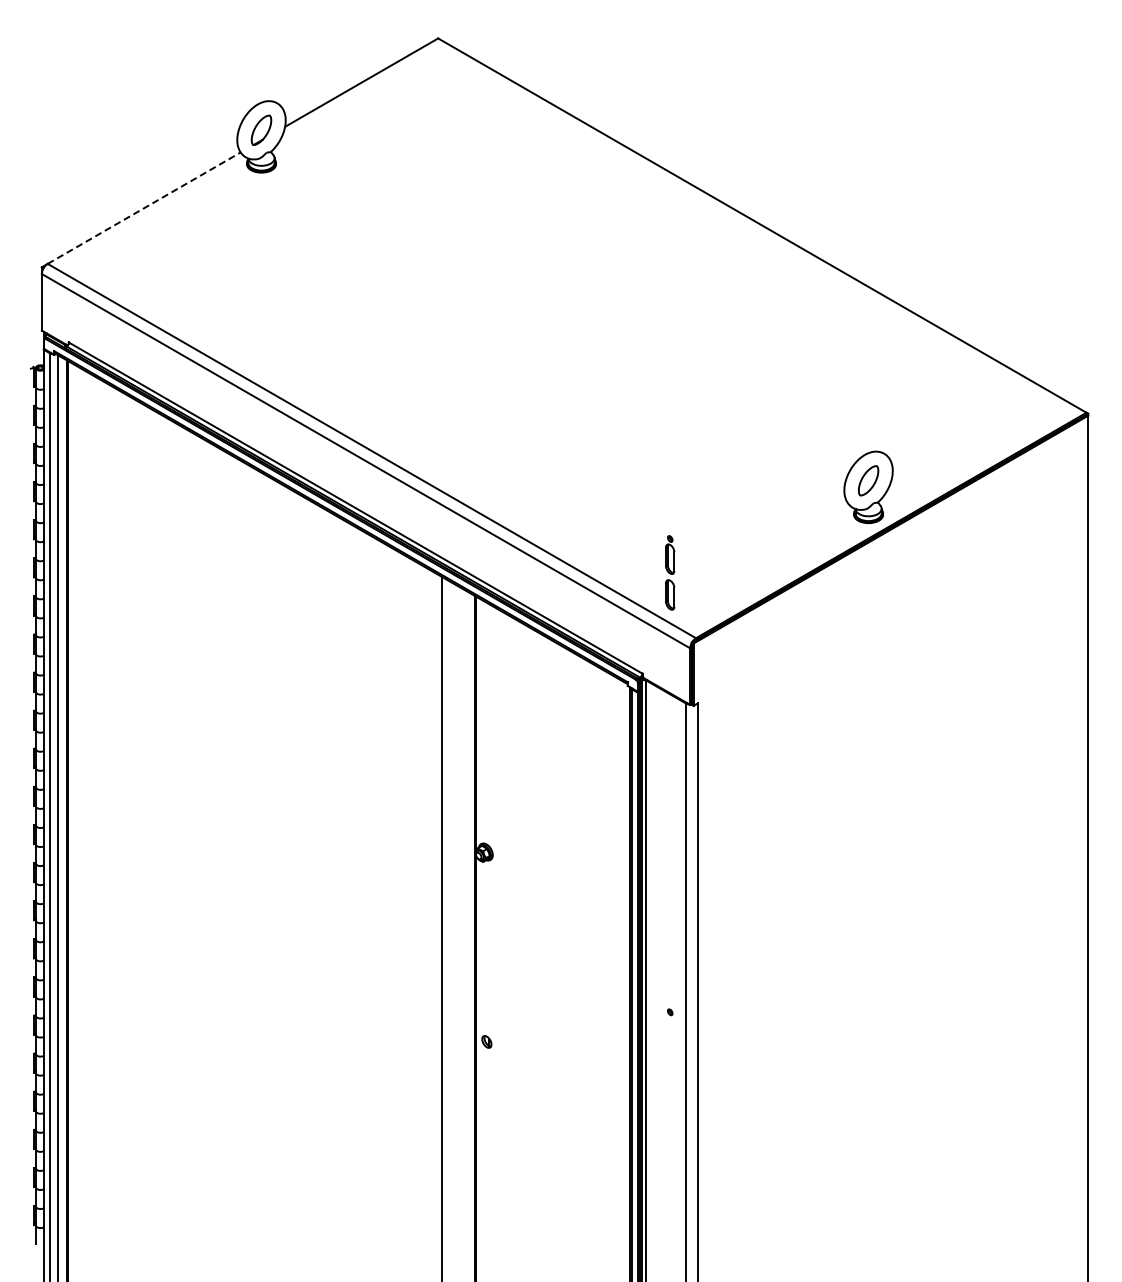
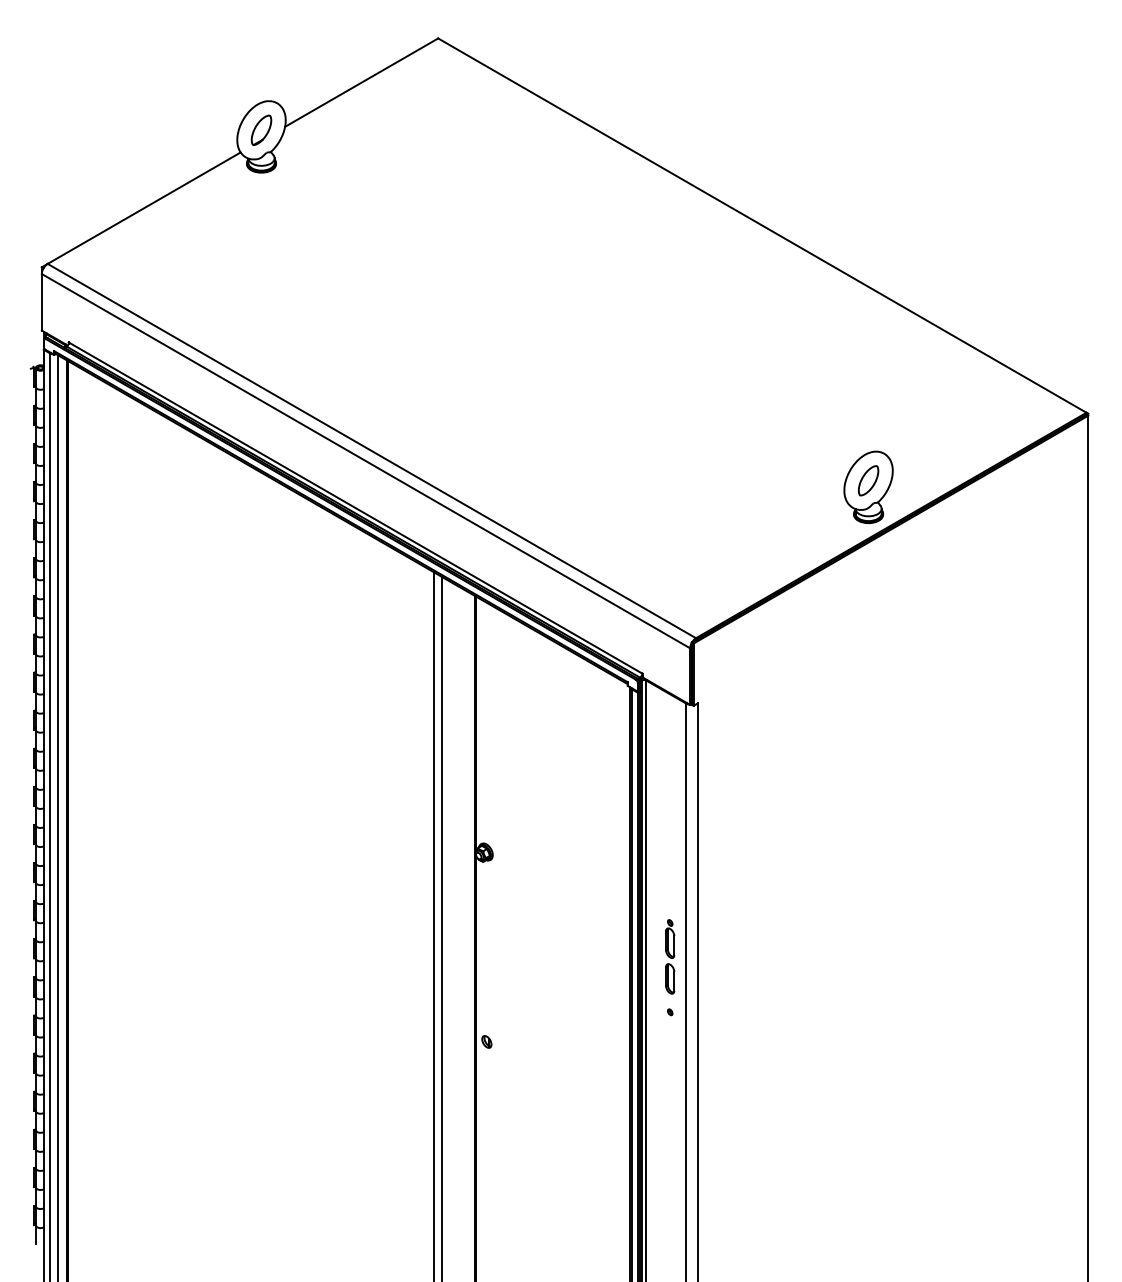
line: dashed -> solid (144, 207)
part position: (670, 572) -> (670, 956) (670, 956)
line: none -> present (434, 925)
